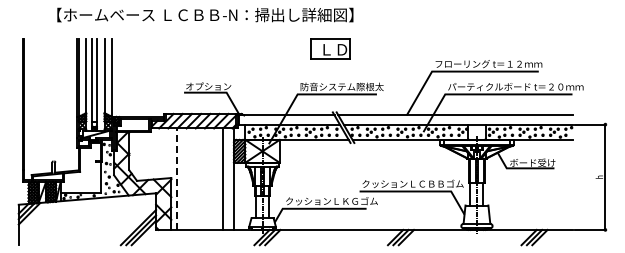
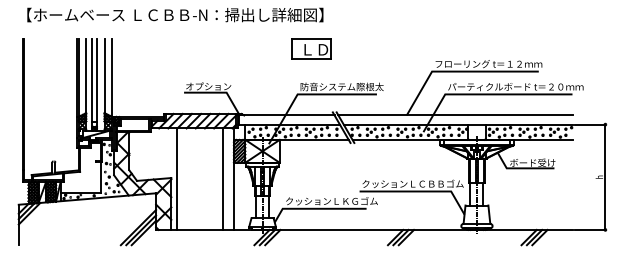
text position: (205, 14) -> (175, 14) (175, 14)
part position: (330, 48) -> (311, 48) (311, 48)
line: dashed -> solid (177, 179)
